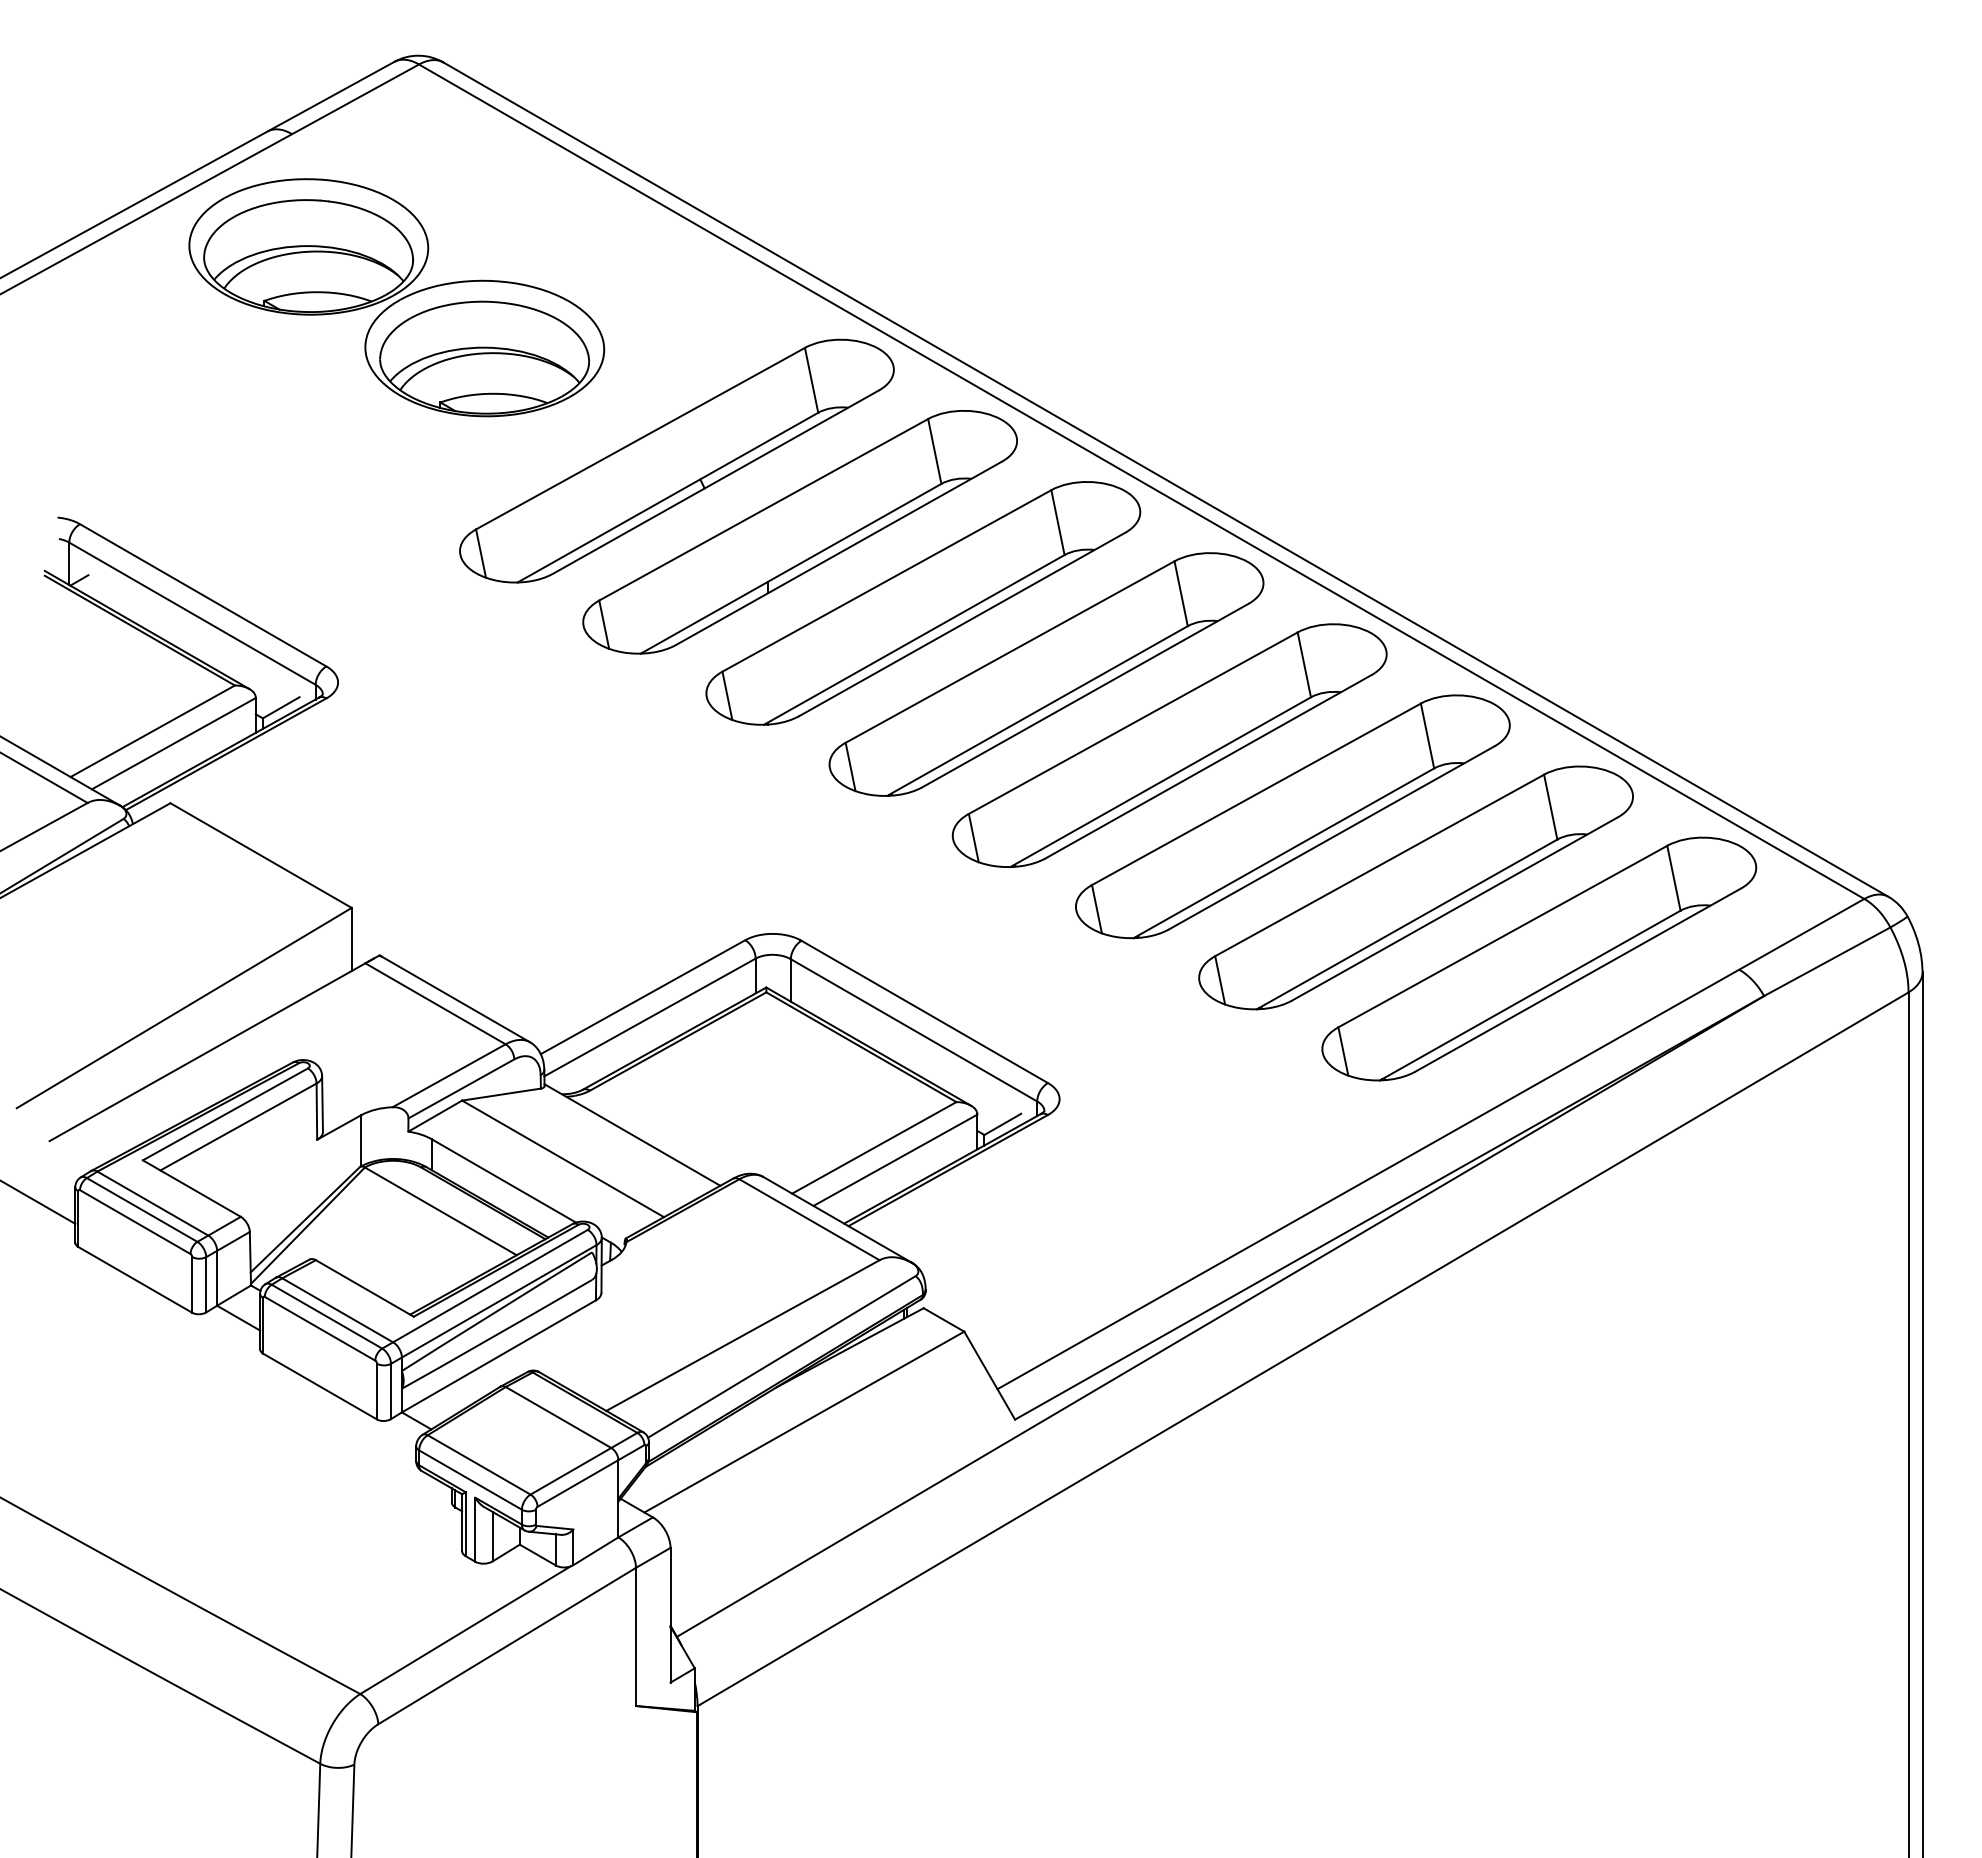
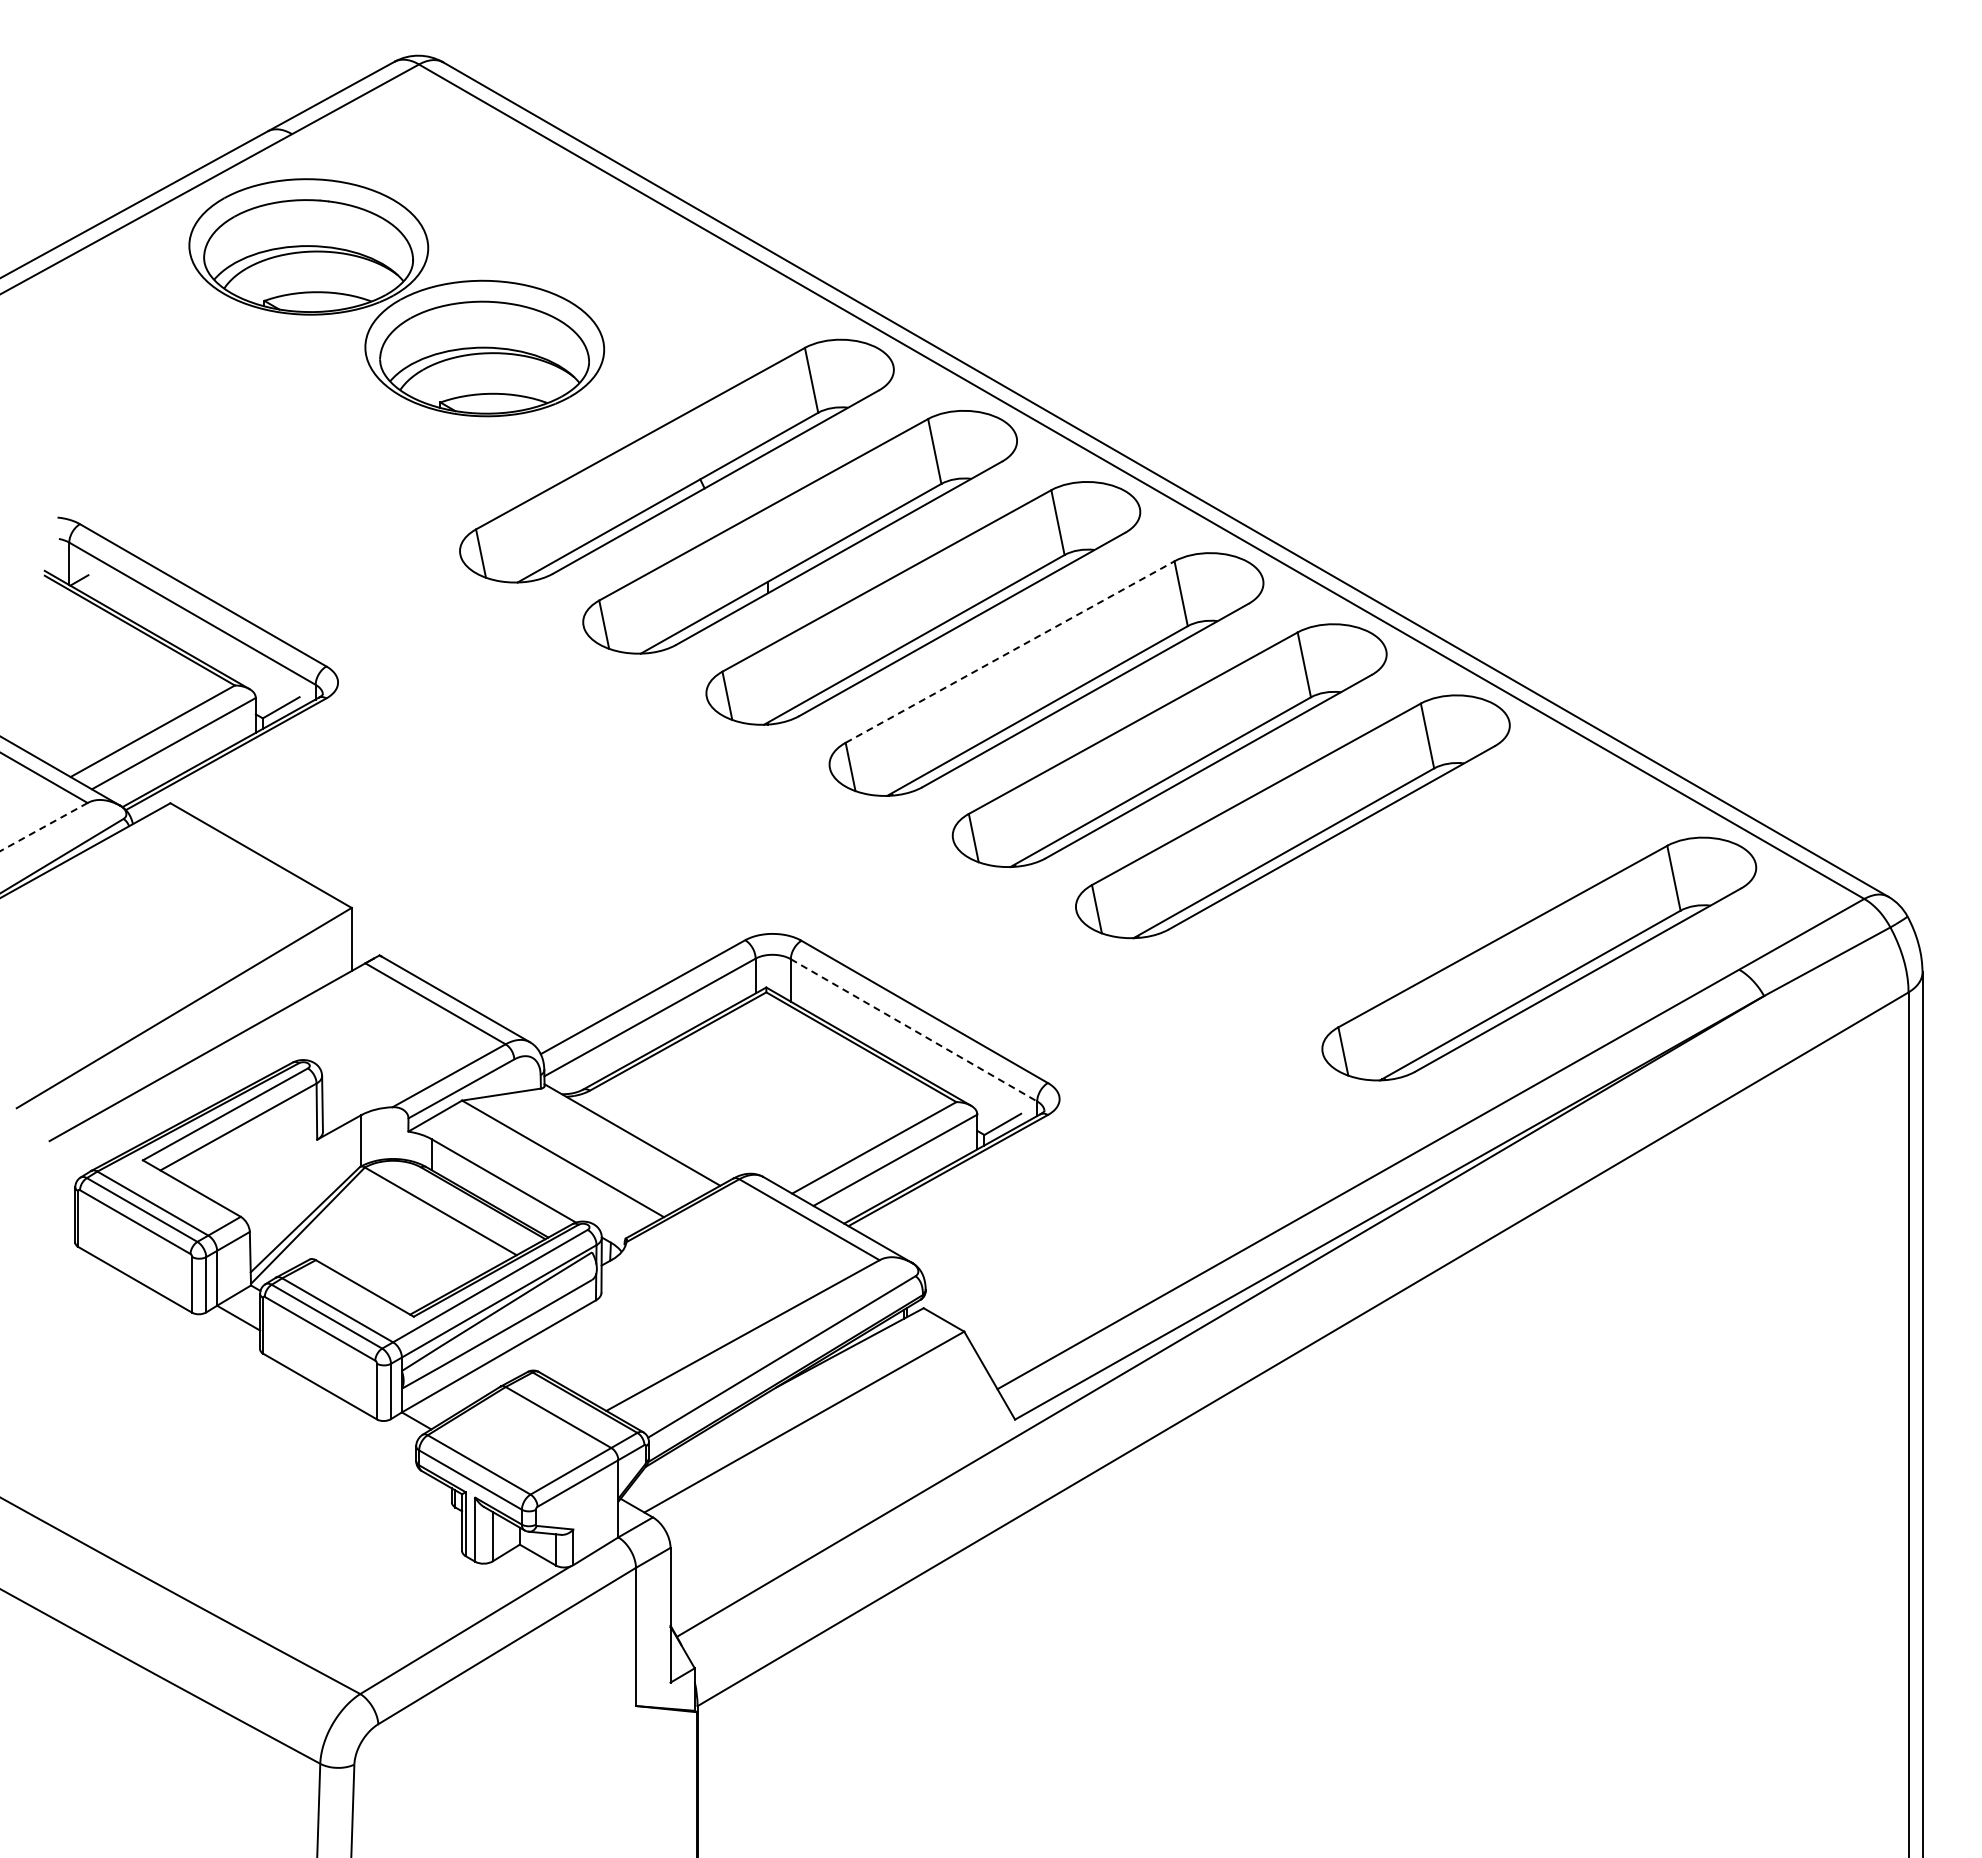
line: solid -> dashed (1010, 652)
line: solid -> dashed (44, 827)
part: present -> none (1415, 887)
line: solid -> dashed (914, 1030)
line: present -> none (38, 1202)
